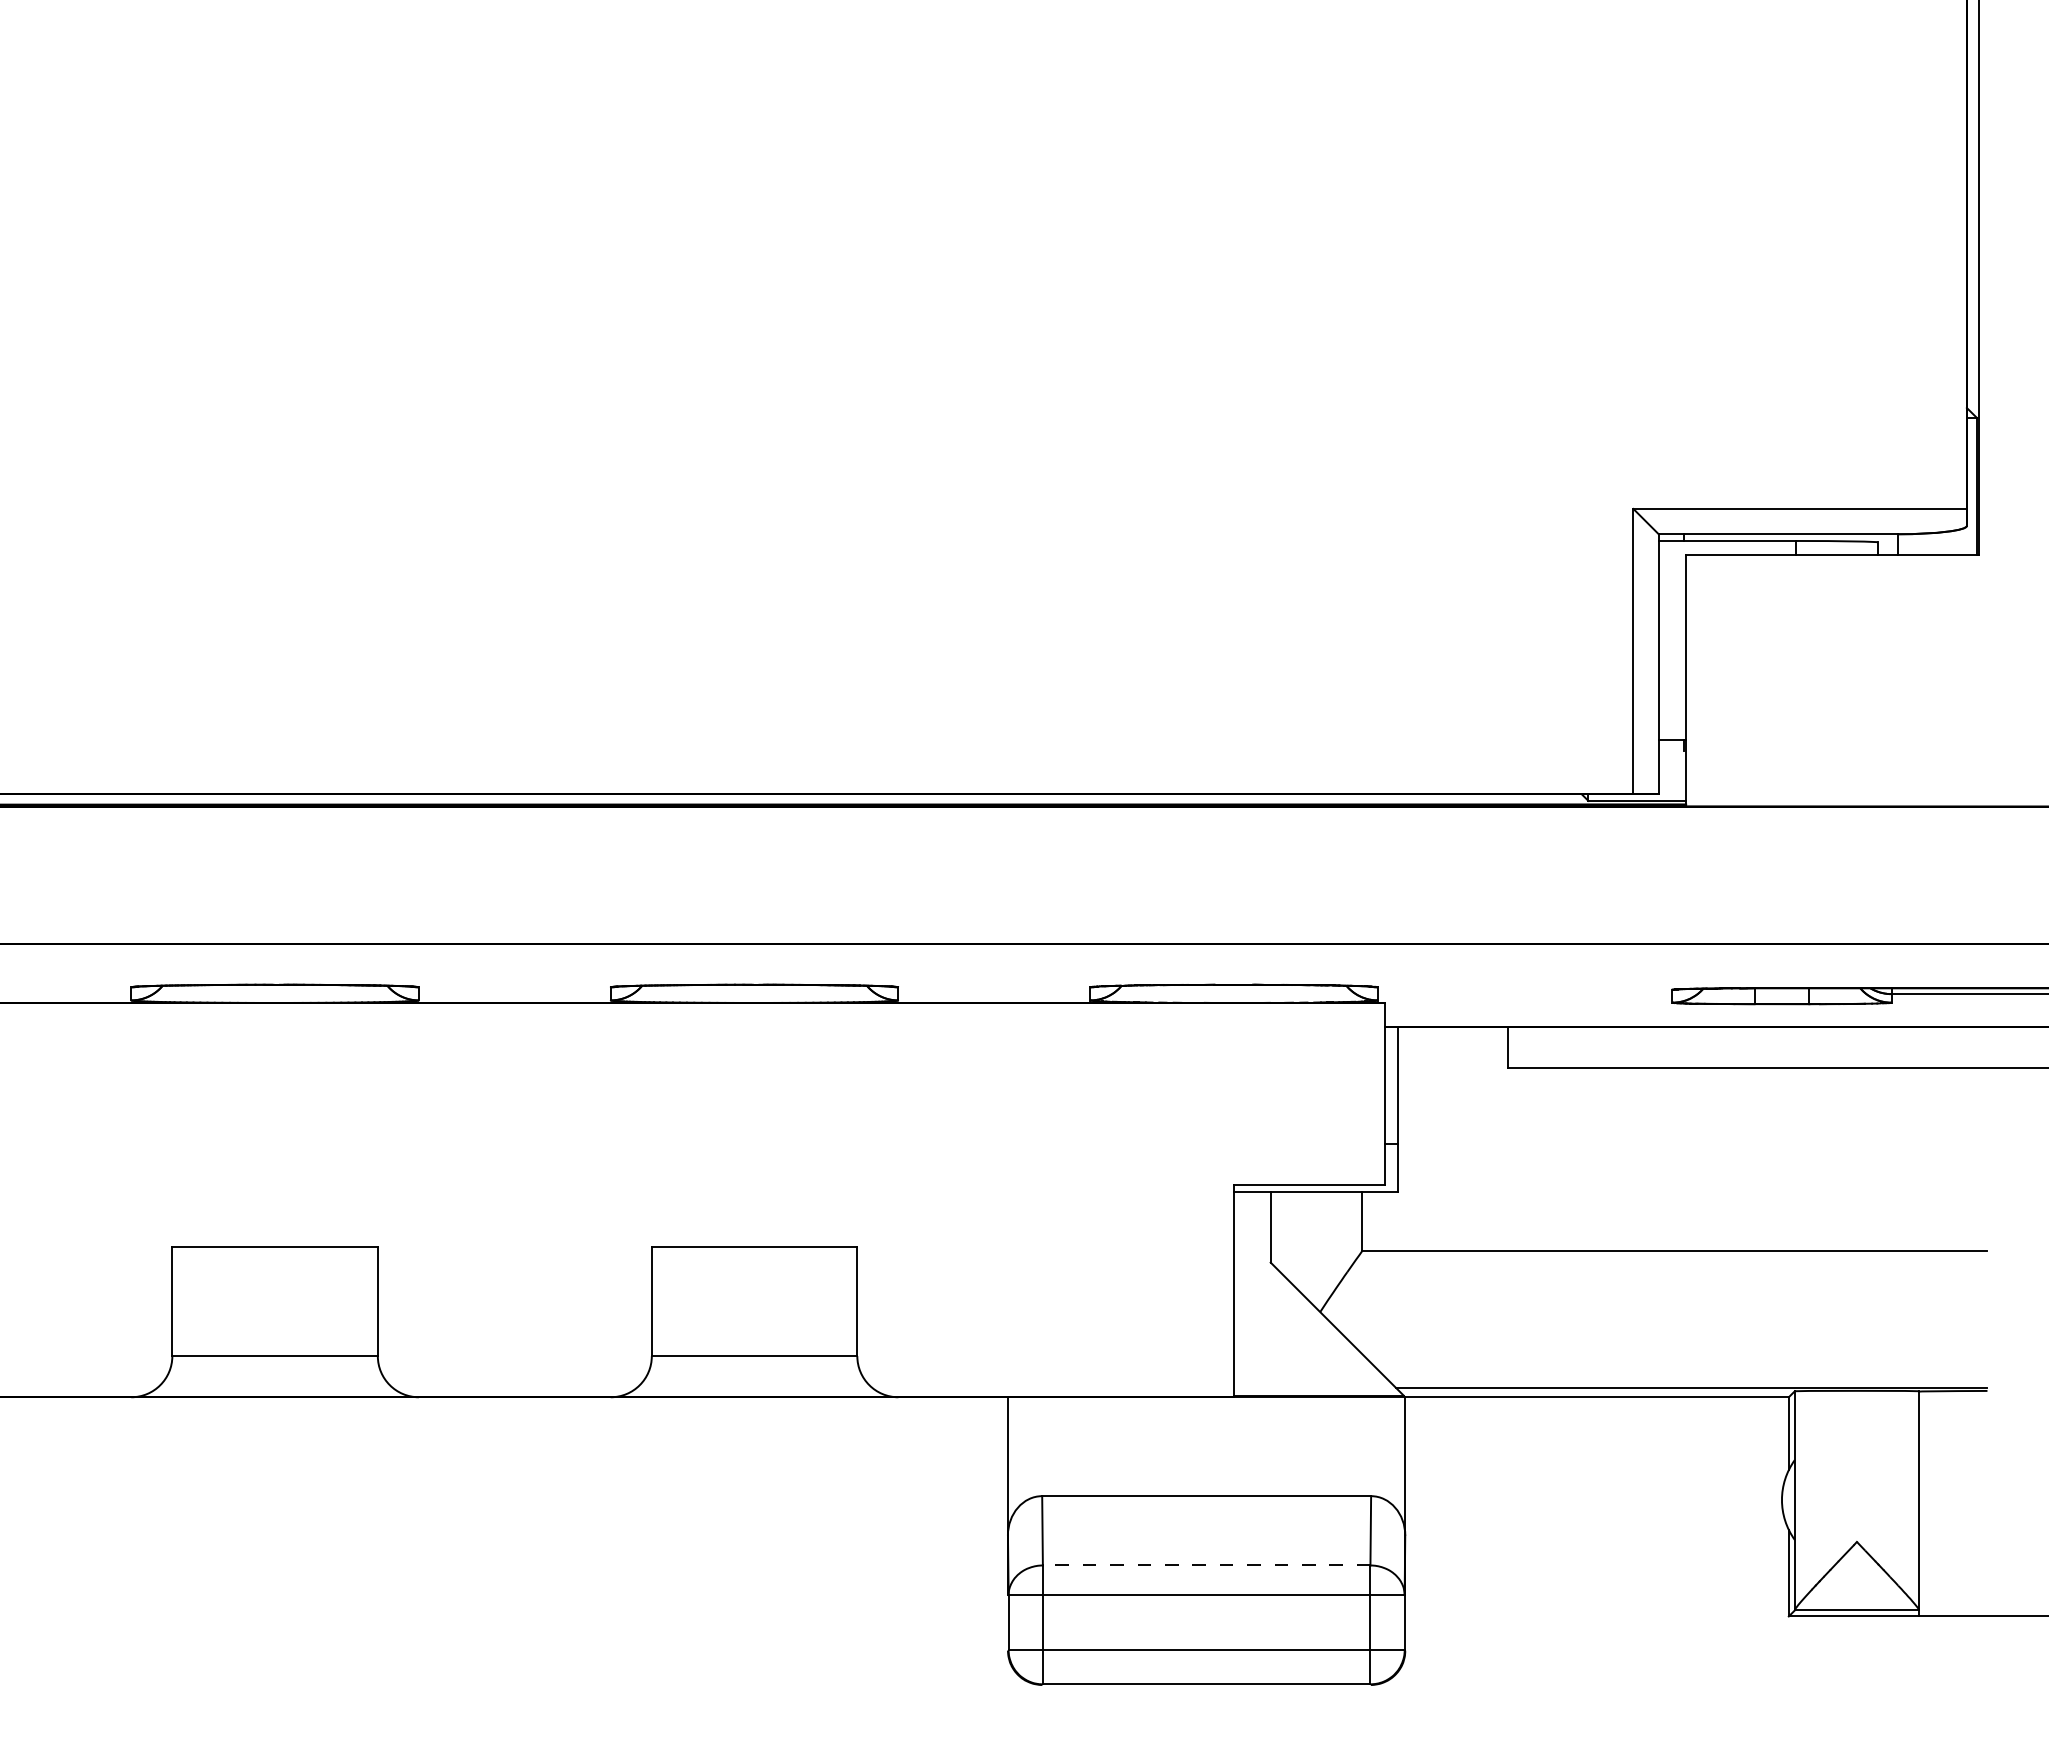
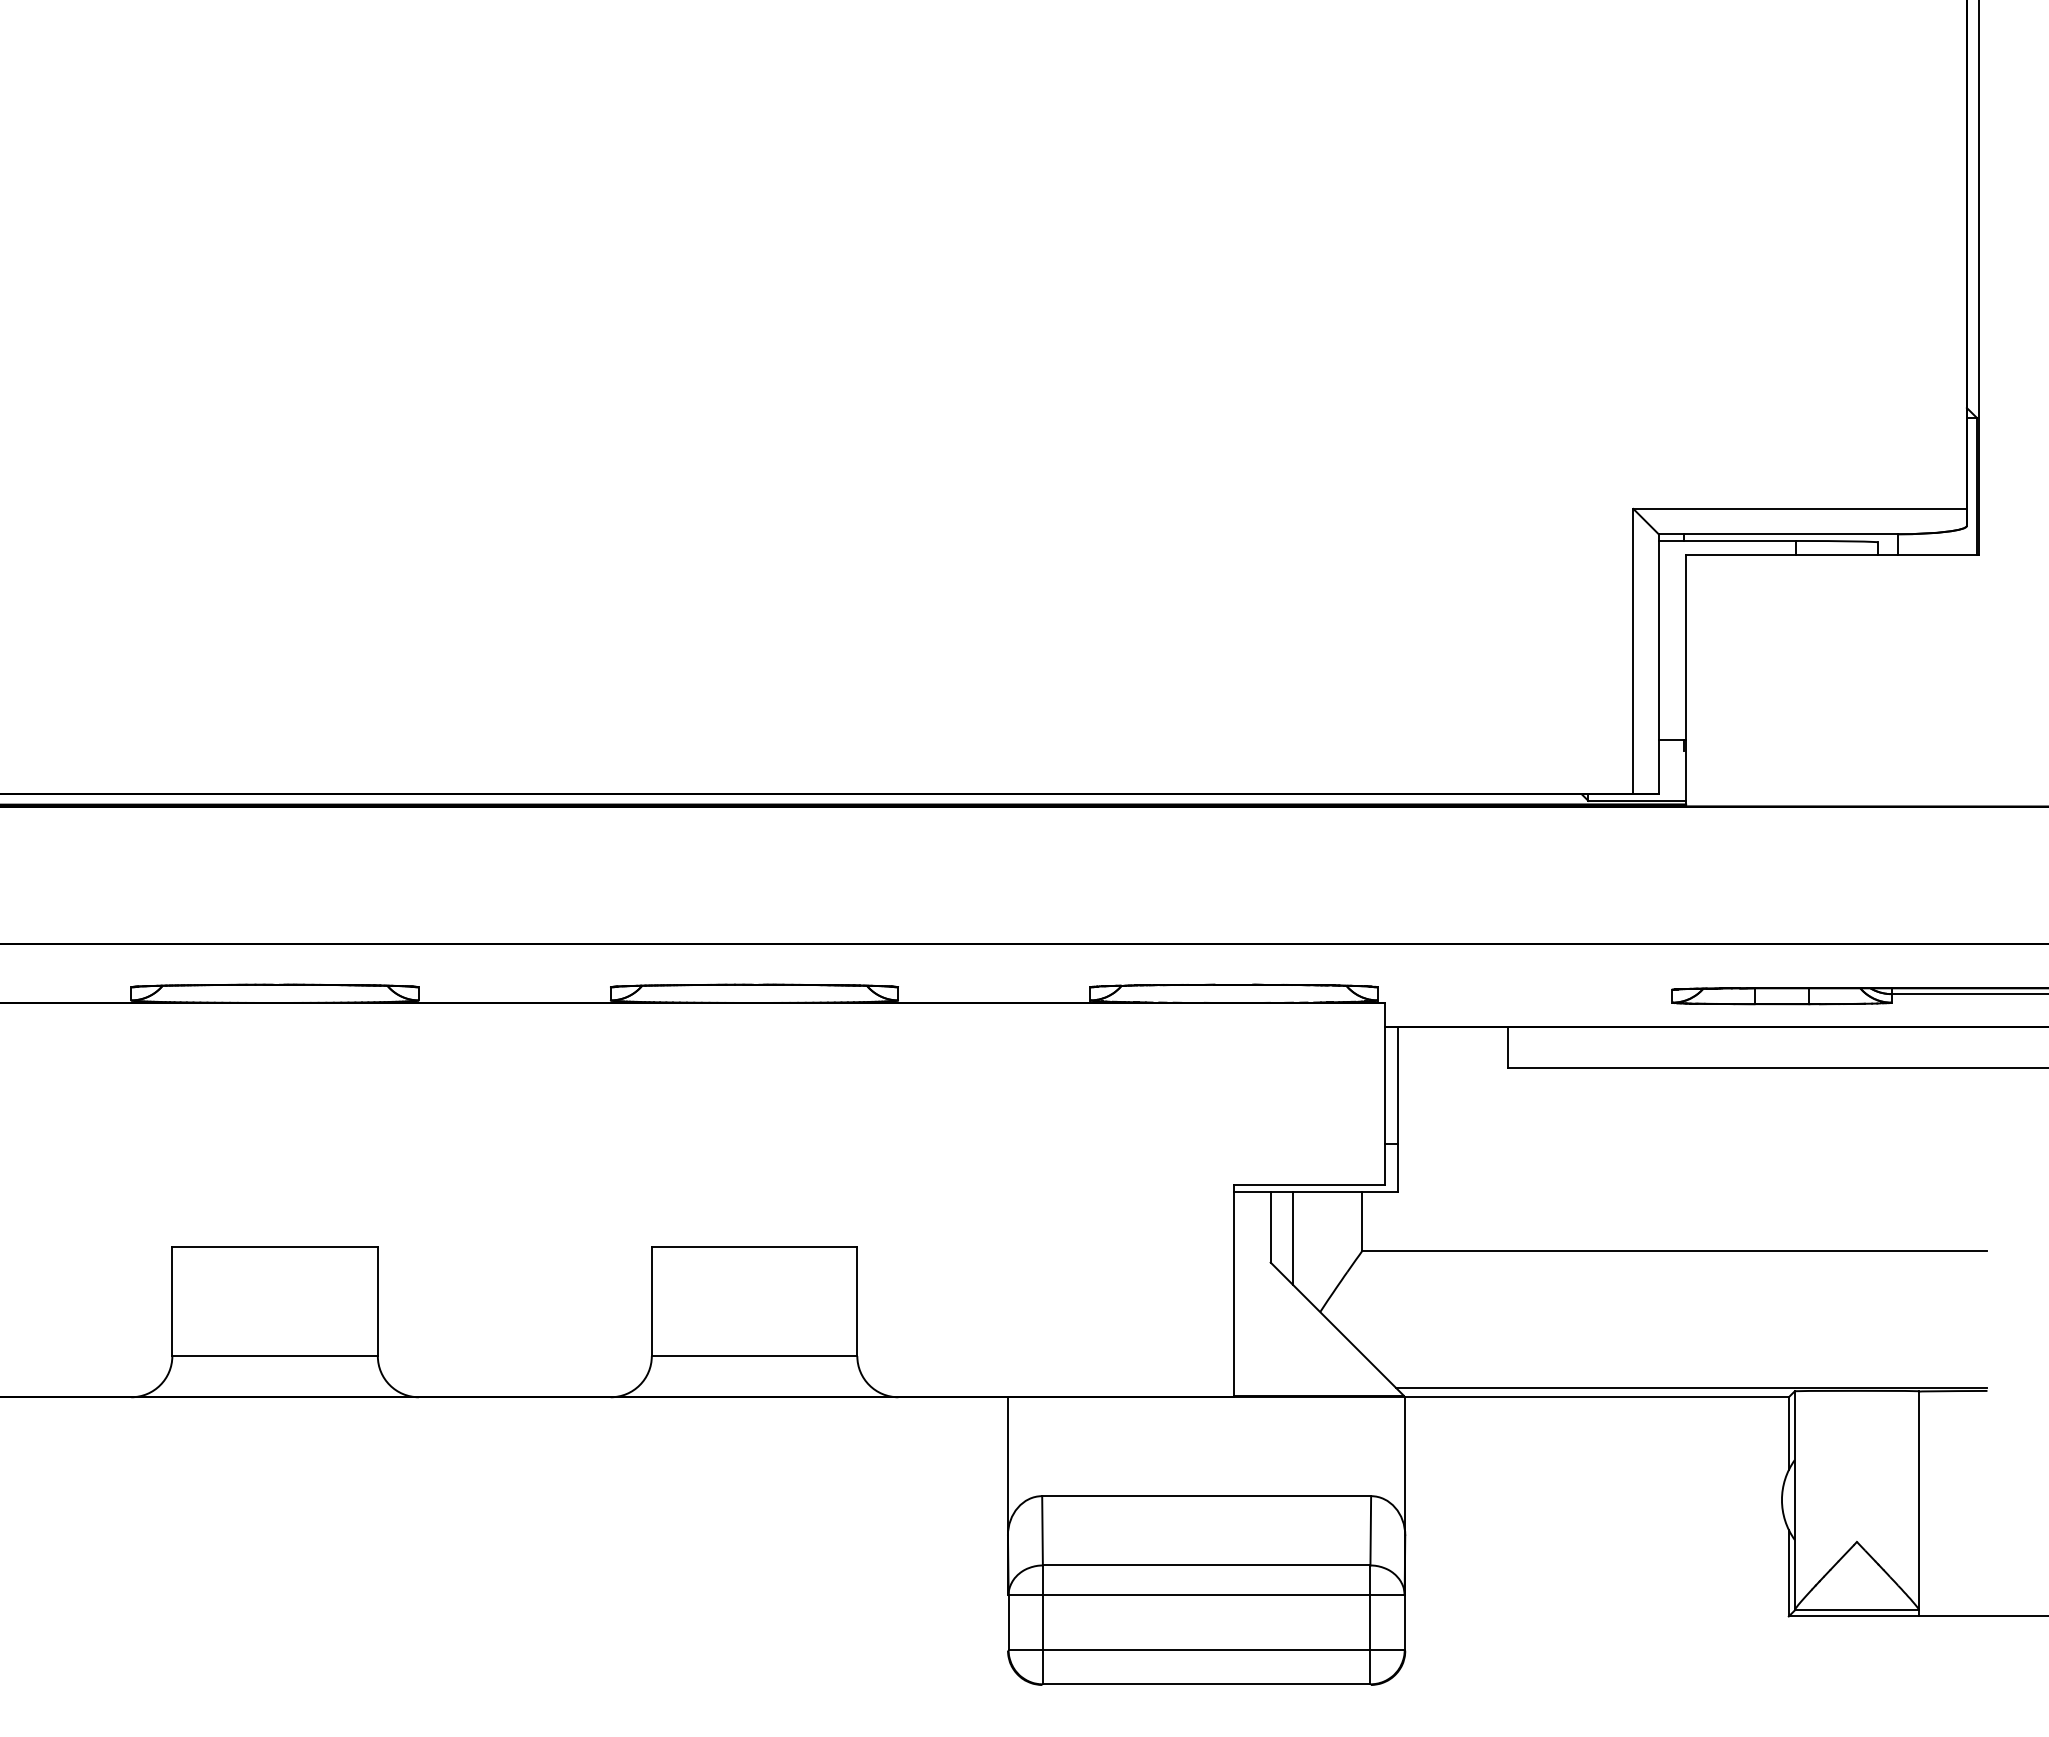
line: none -> present (1293, 1238)
line: dashed -> solid (1206, 1565)
